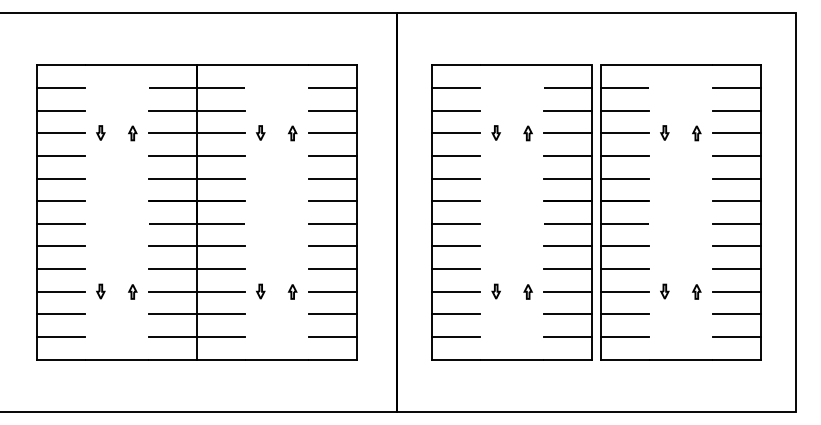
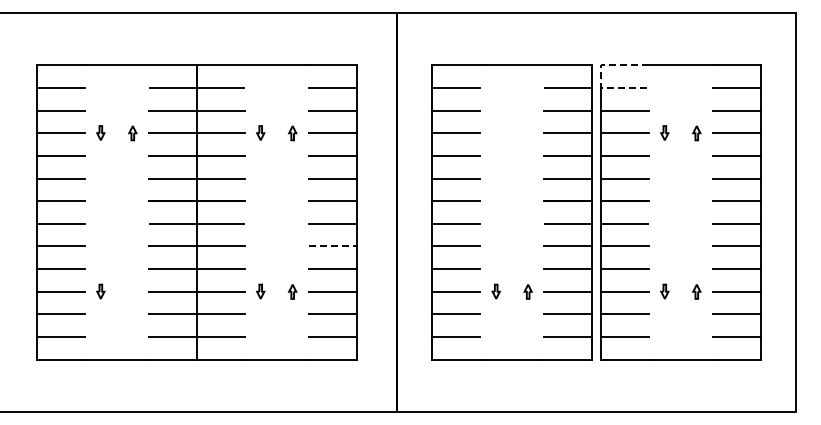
line: solid -> dashed (600, 77)
part: present -> none (495, 132)
part: present -> none (527, 133)
line: solid -> dashed (332, 246)
part: present -> none (132, 291)
